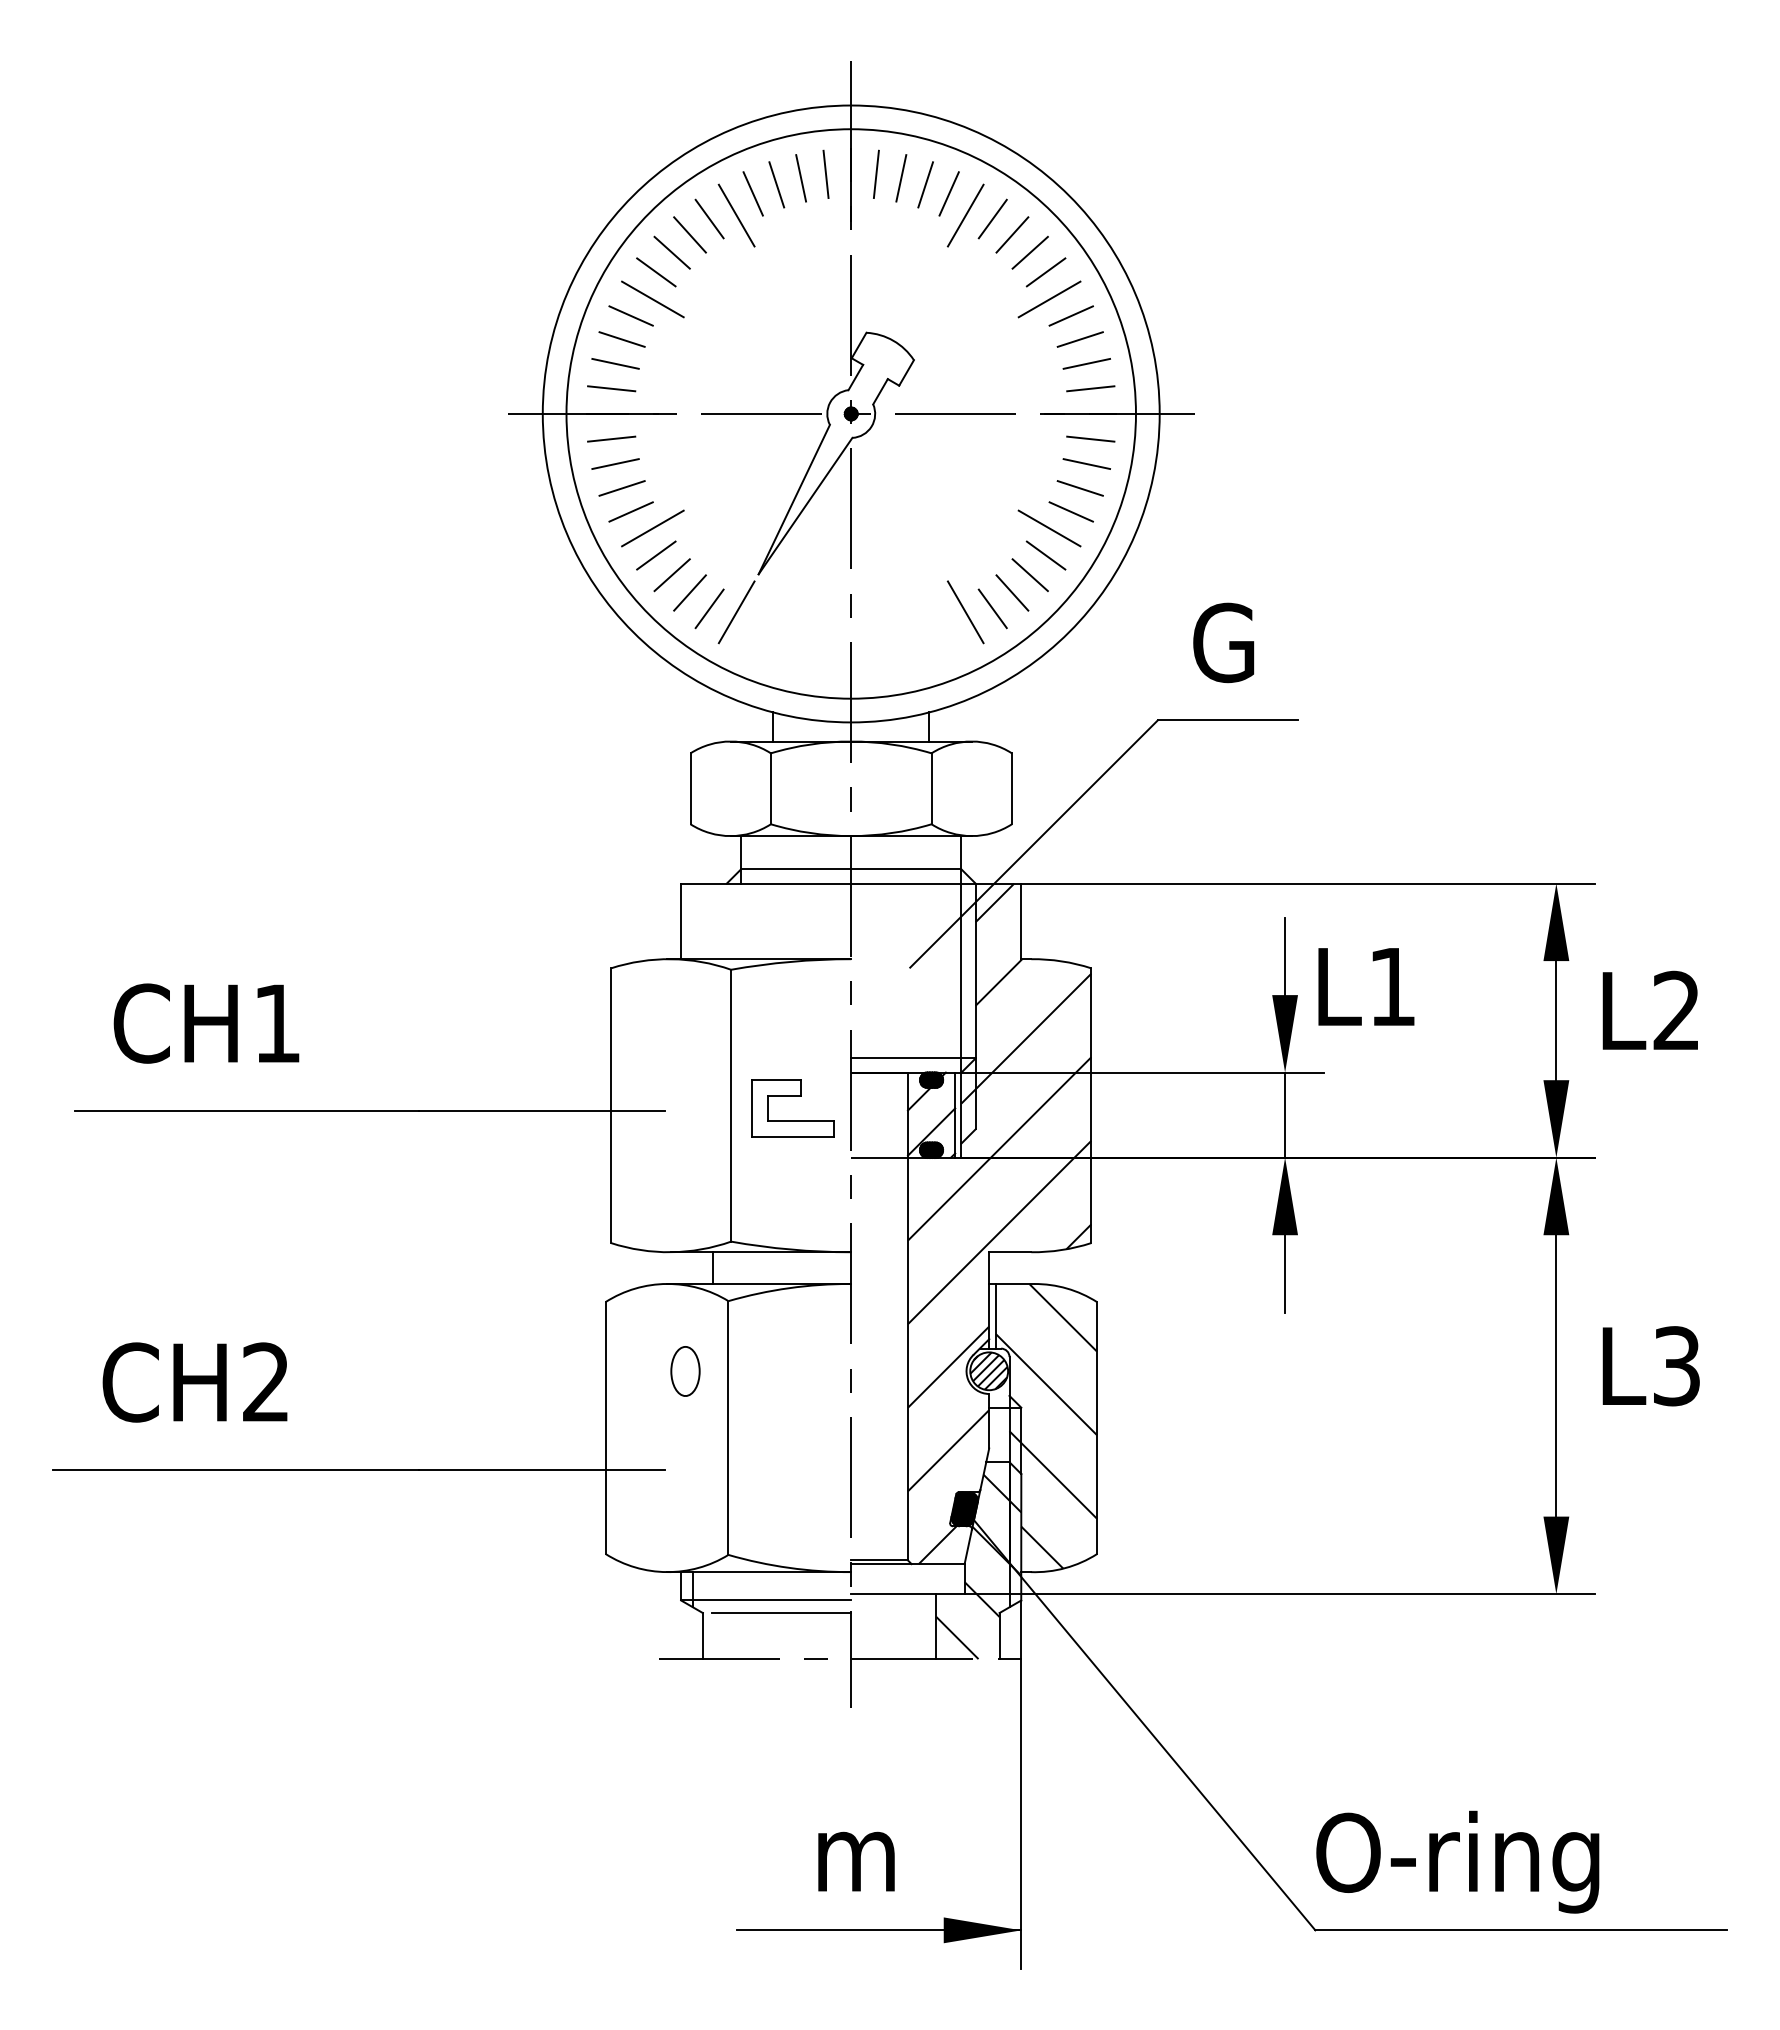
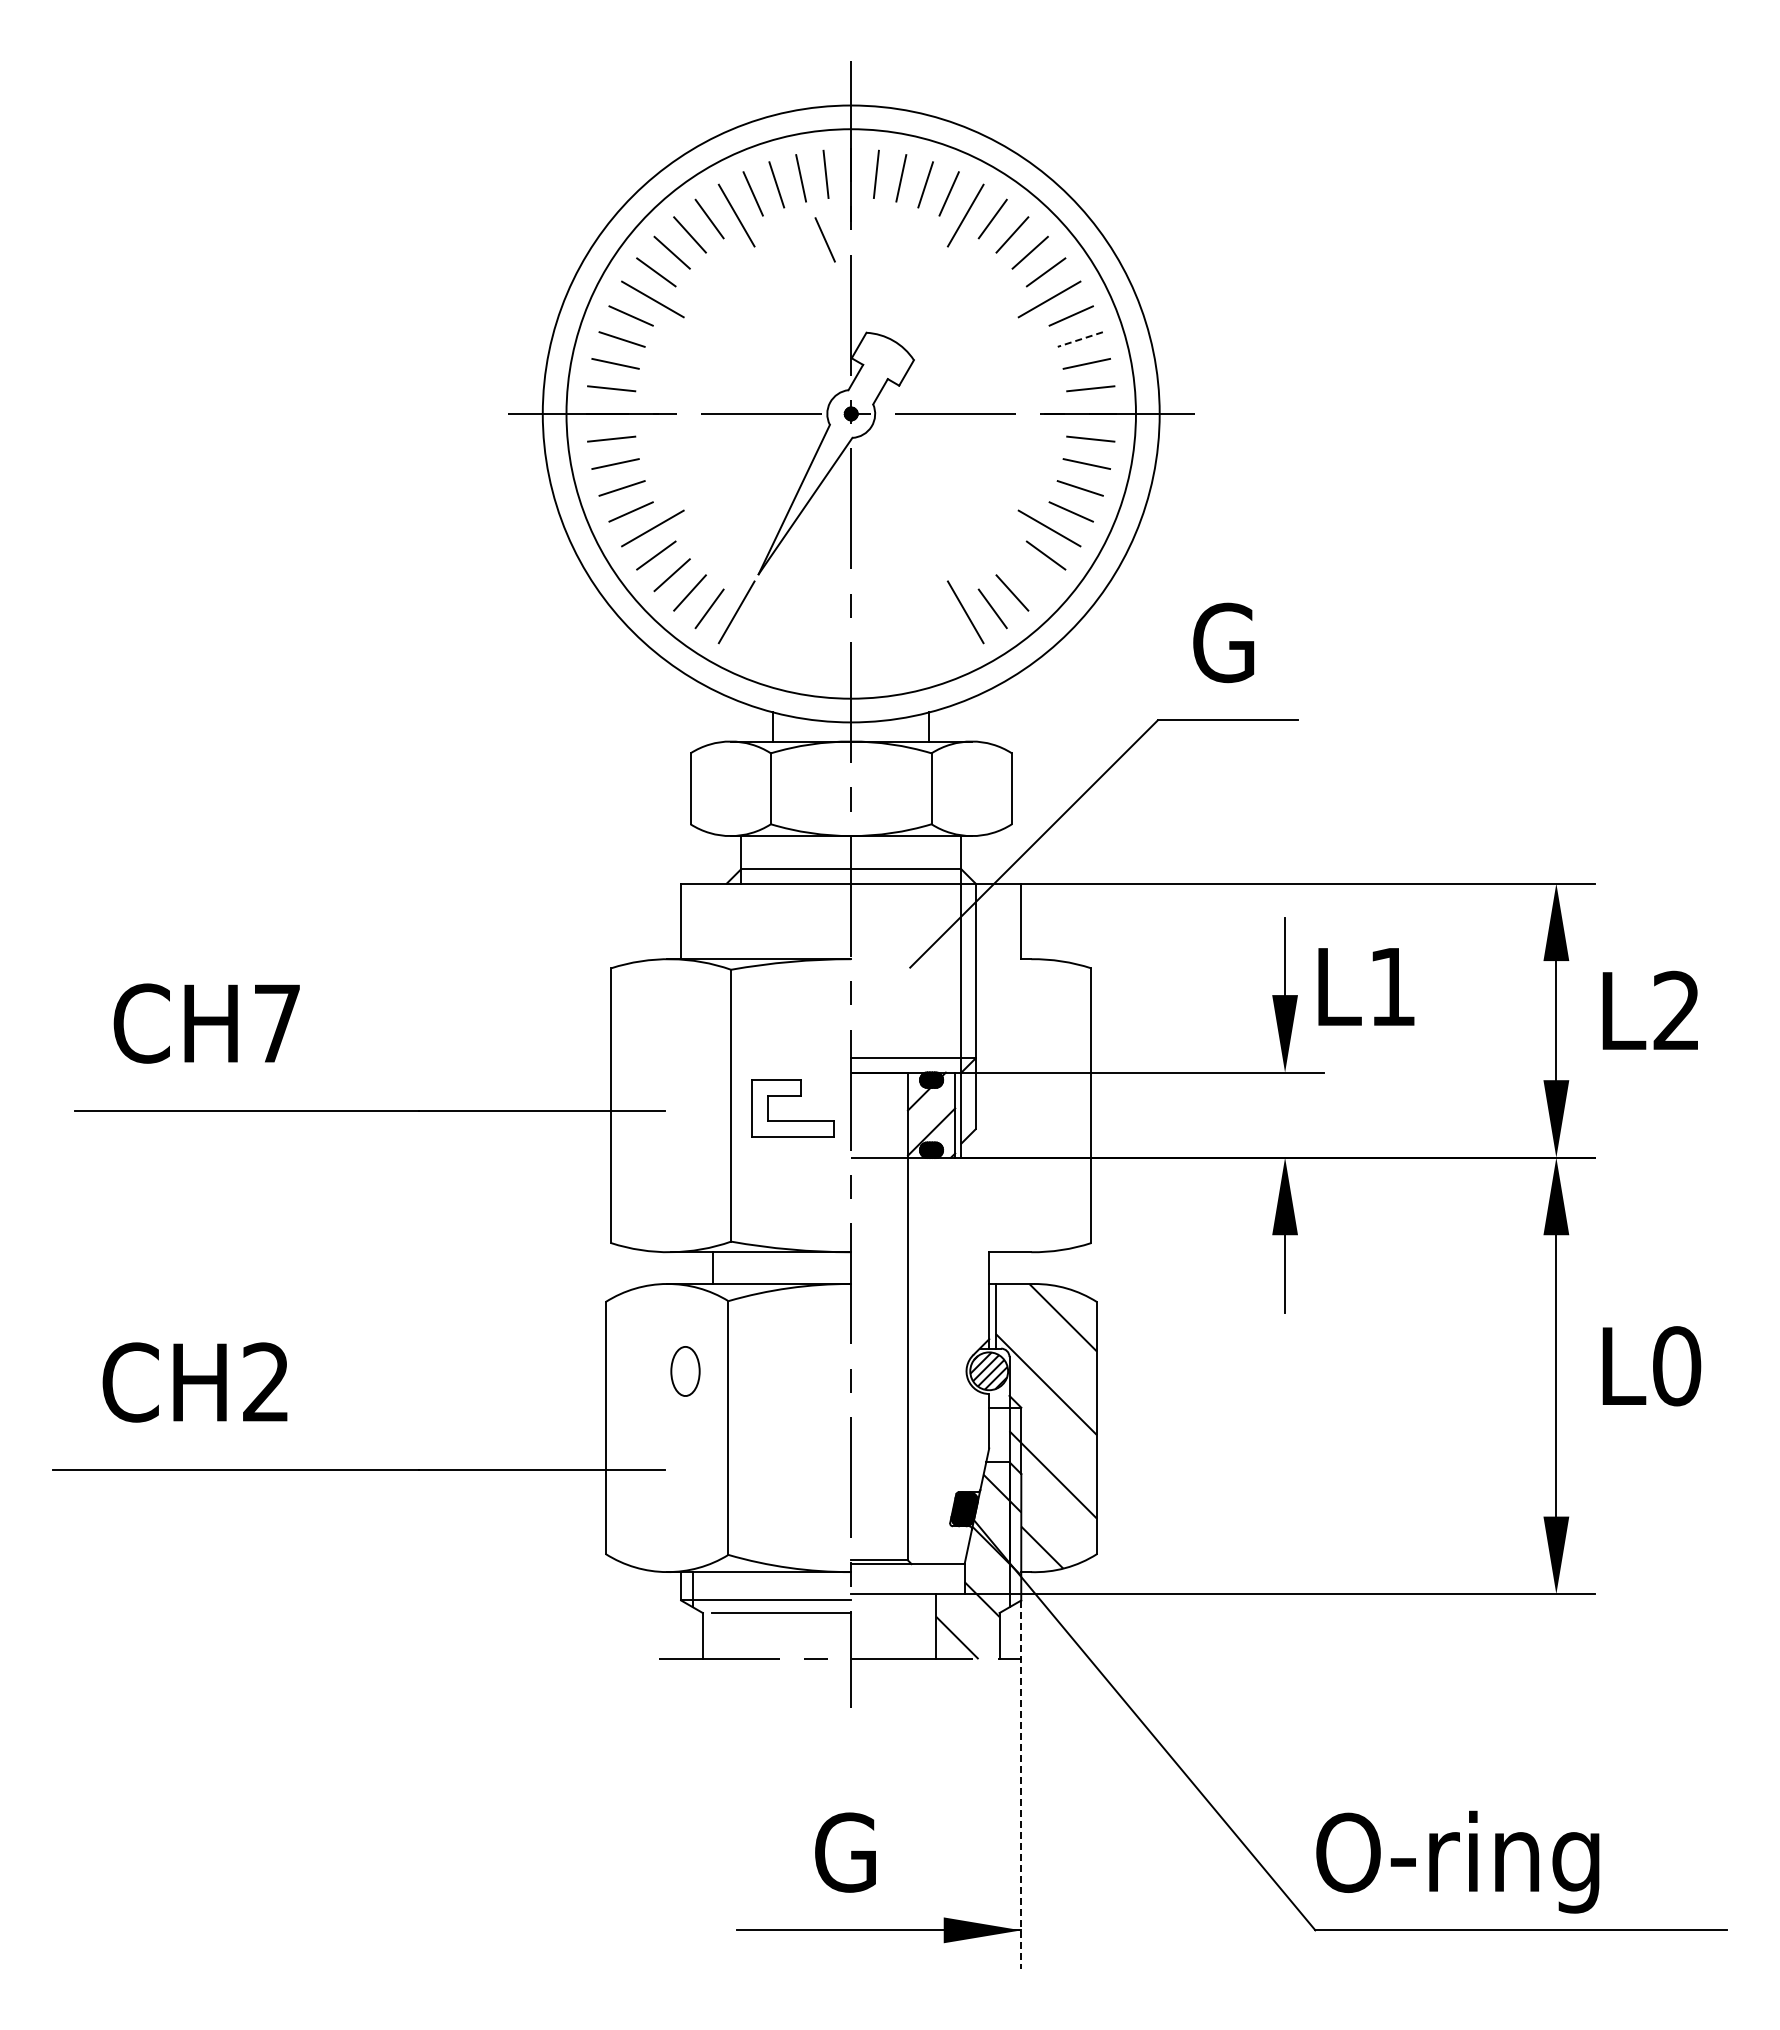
line: none -> present (824, 239)
line: solid -> dashed (1080, 339)
line: present -> none (1029, 575)
text: CH1 -> CH7 (277, 1023)
line: present -> none (1285, 1114)
hatch: present -> none (999, 1223)
text: L3 -> L0 (1677, 1366)
line: solid -> dashed (1021, 1785)
text: m -> G (854, 1852)
